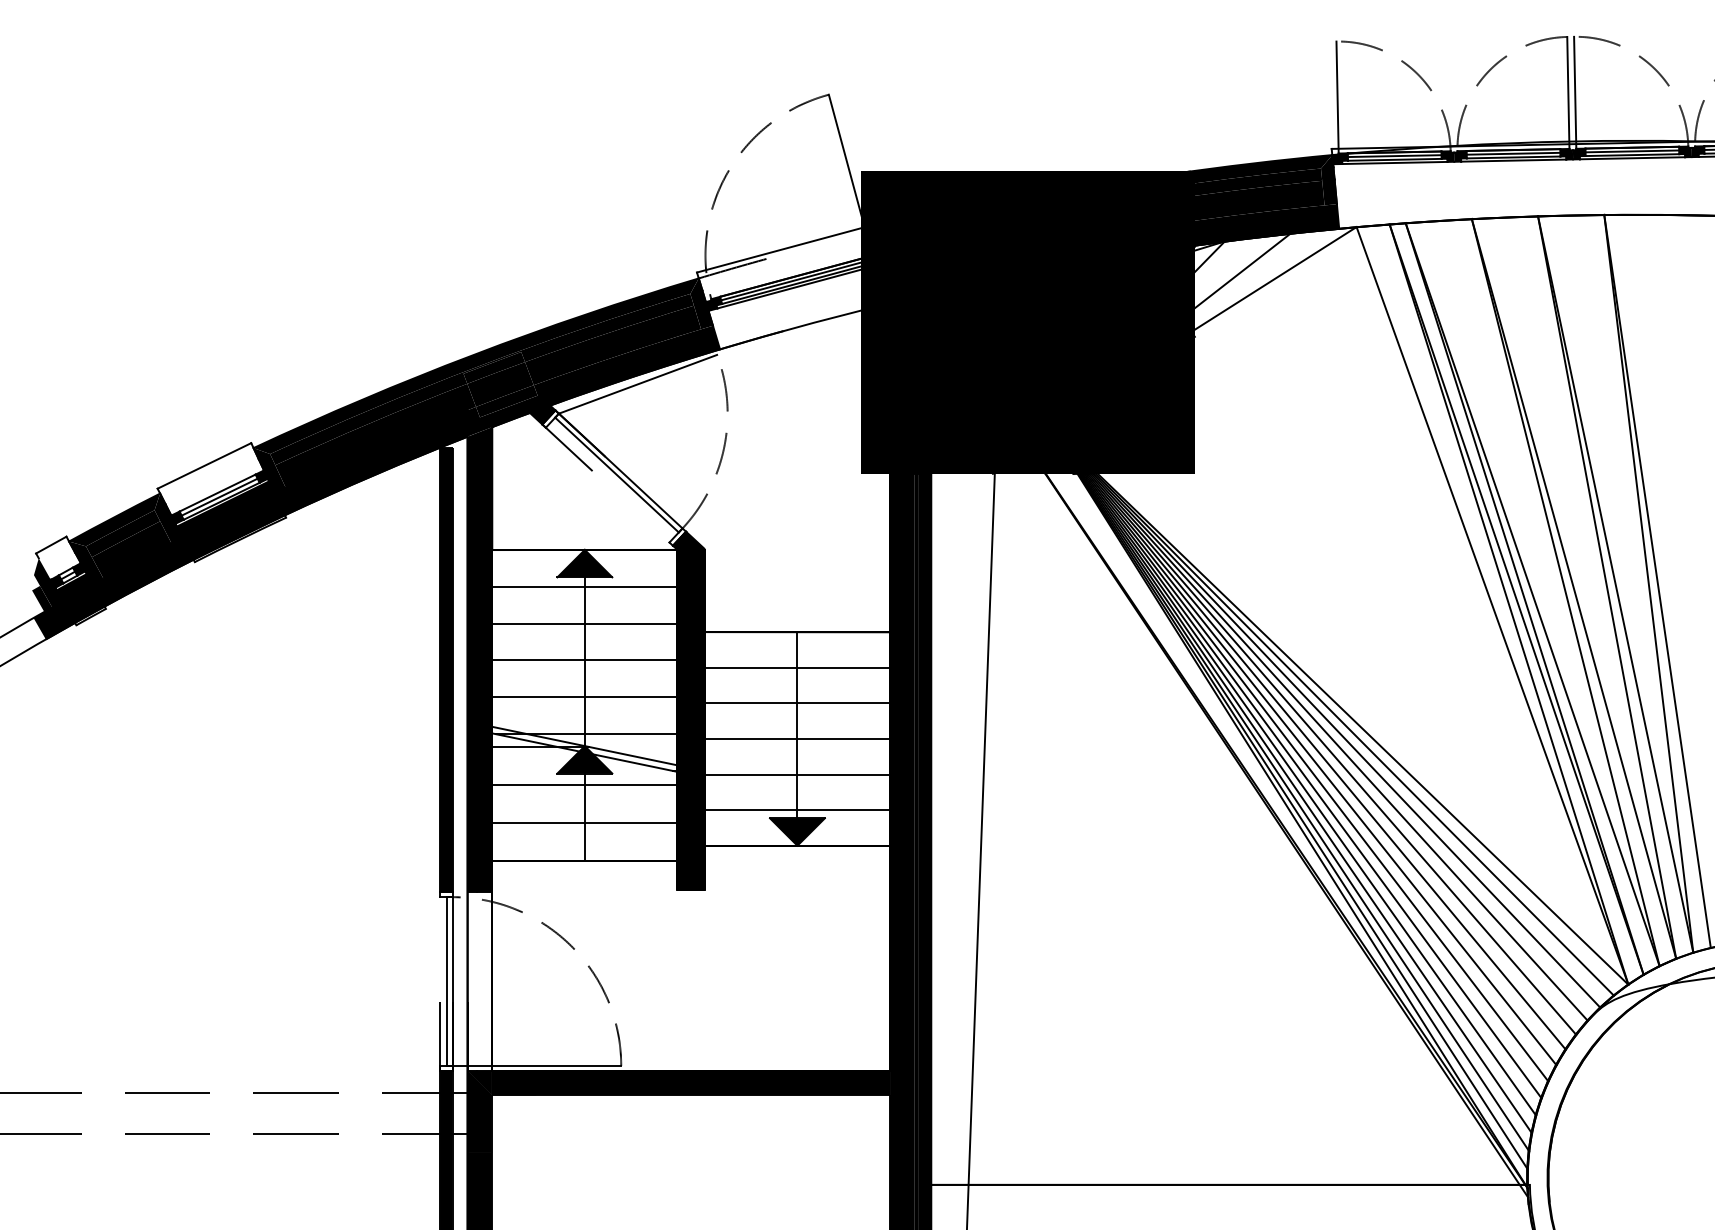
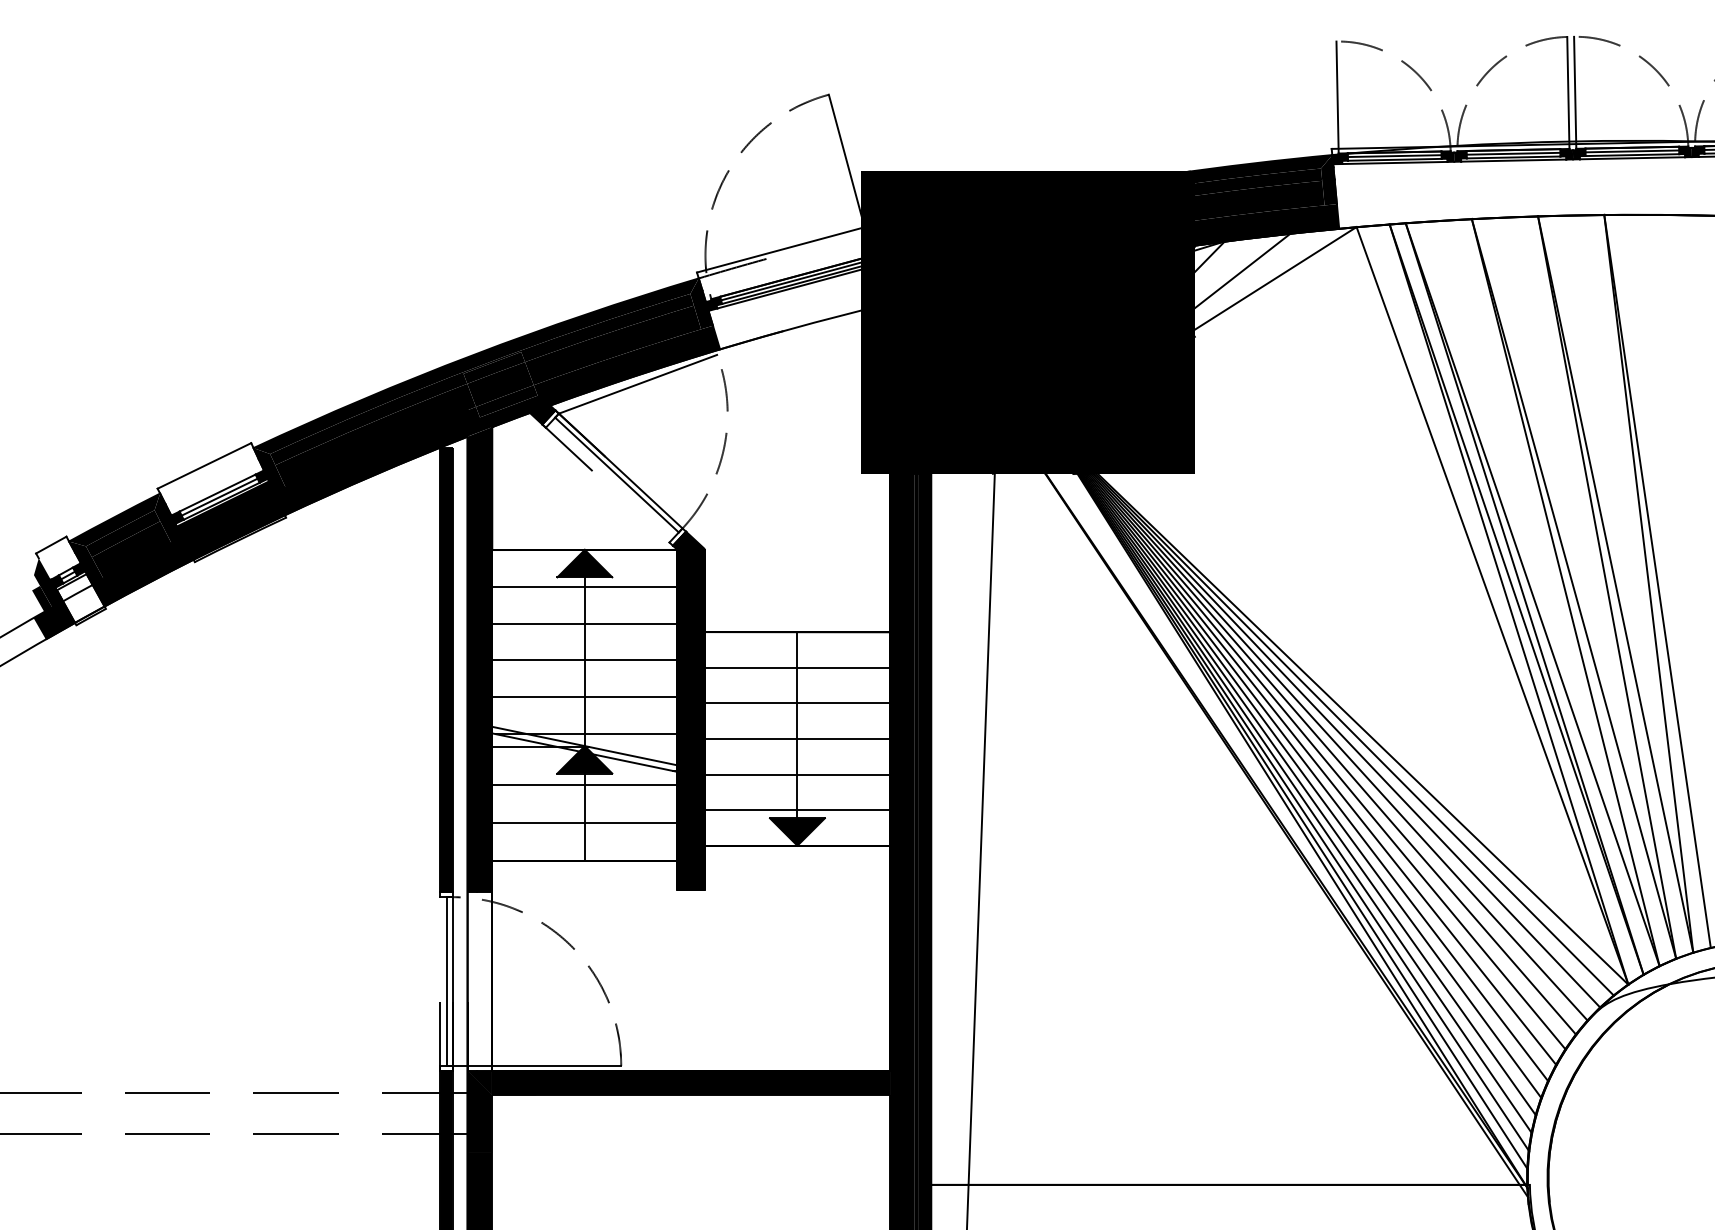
fill: present -> none (80, 598)
